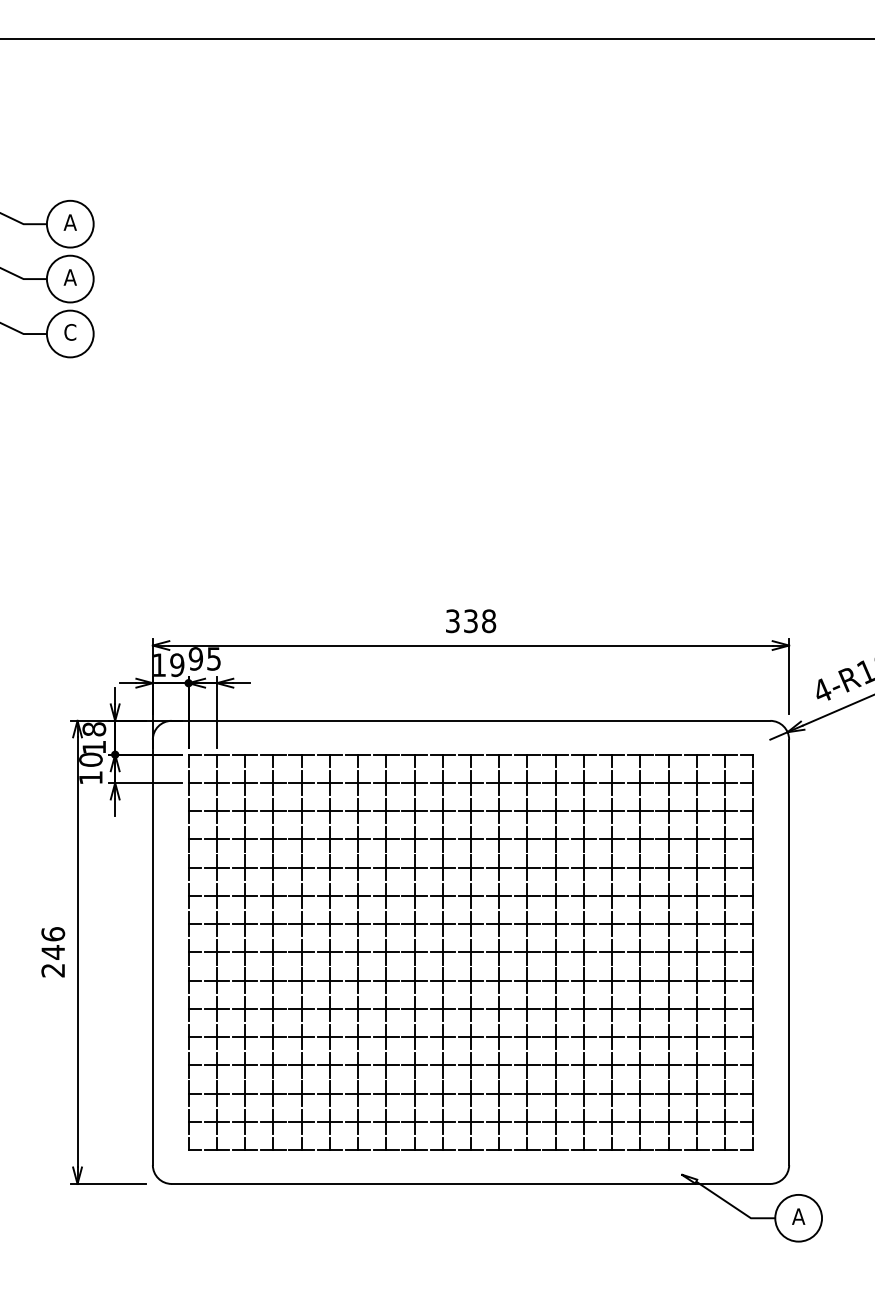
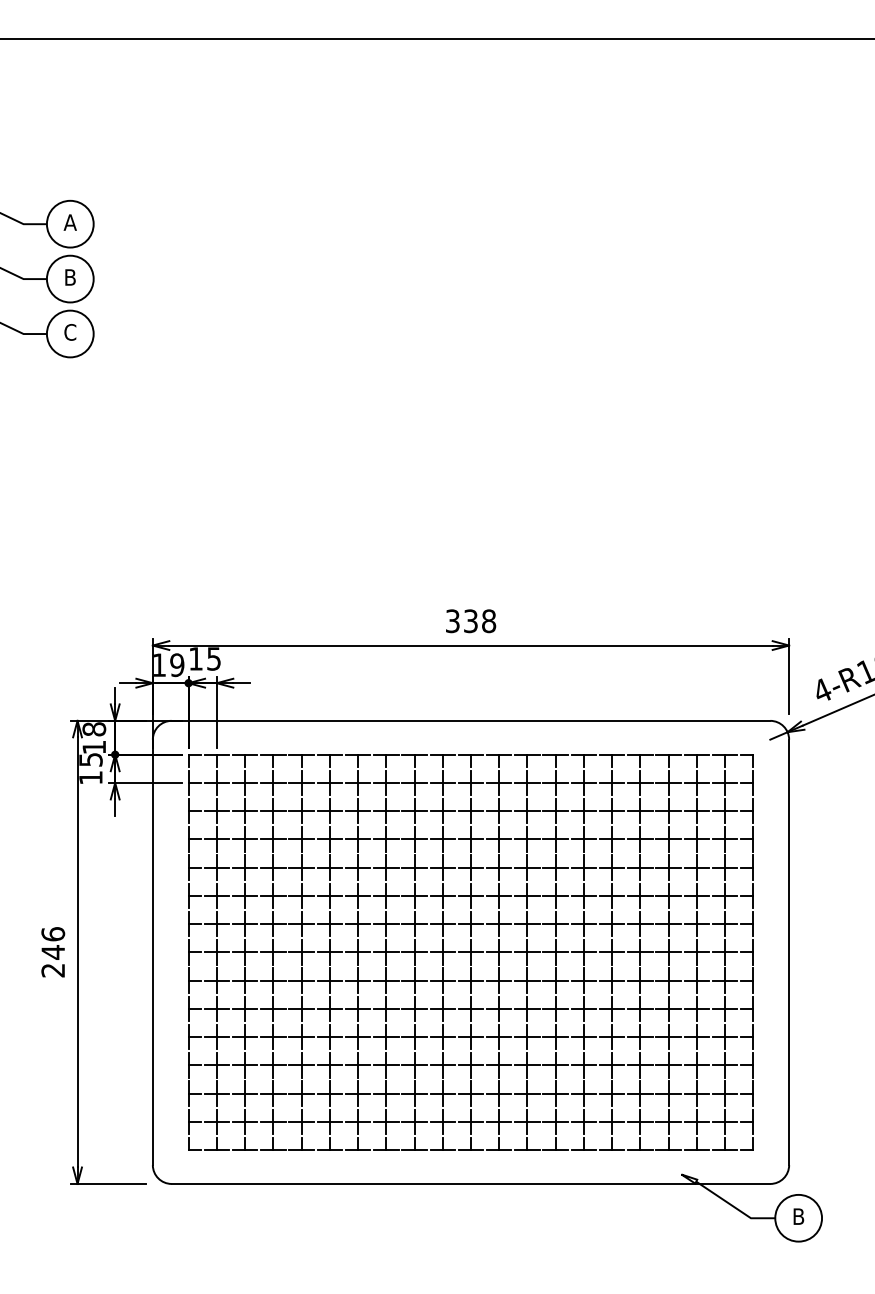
text: A -> B (69, 277)
text: 95 -> 15 (195, 658)
text: 10 -> 15 (90, 759)
text: A -> B (798, 1216)
